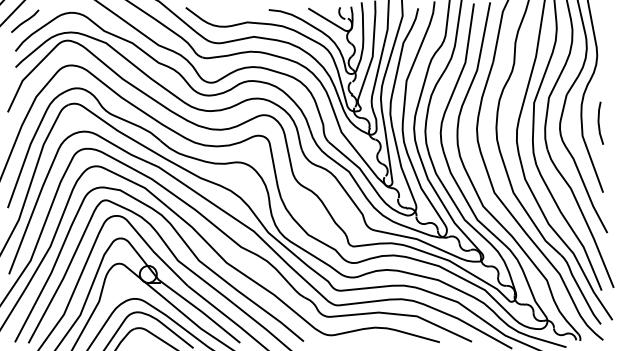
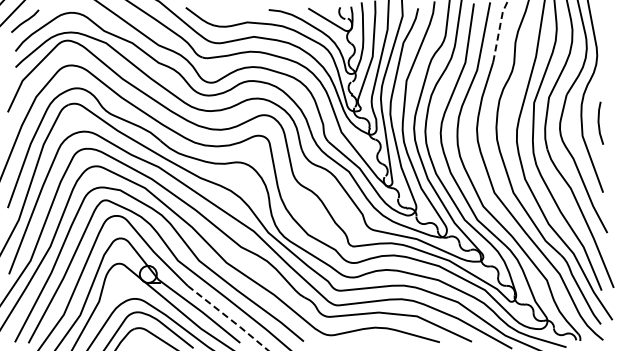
line: solid -> dashed (499, 30)
line: solid -> dashed (229, 318)
